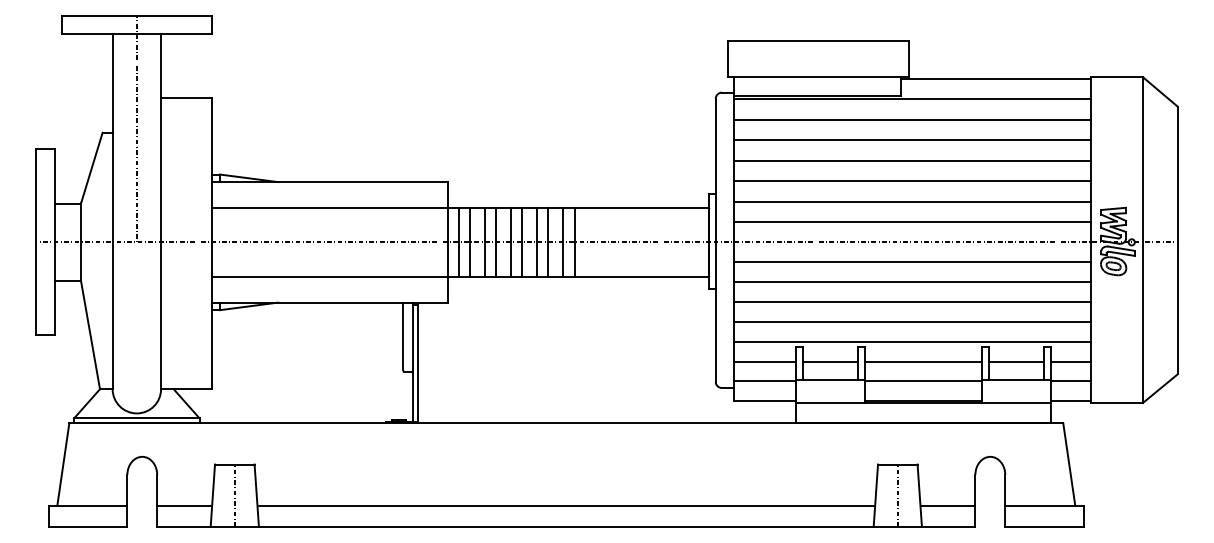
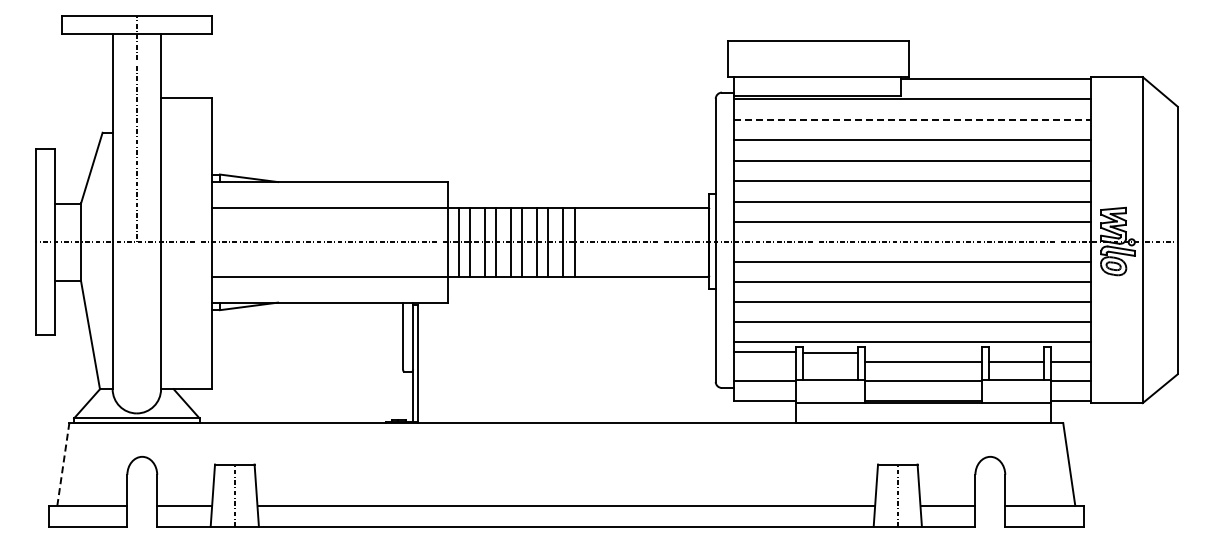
line: solid -> dashed (913, 119)
line position: (764, 361) -> (764, 351) (764, 351)
line position: (830, 361) -> (830, 352) (830, 352)
line: solid -> dashed (63, 464)
